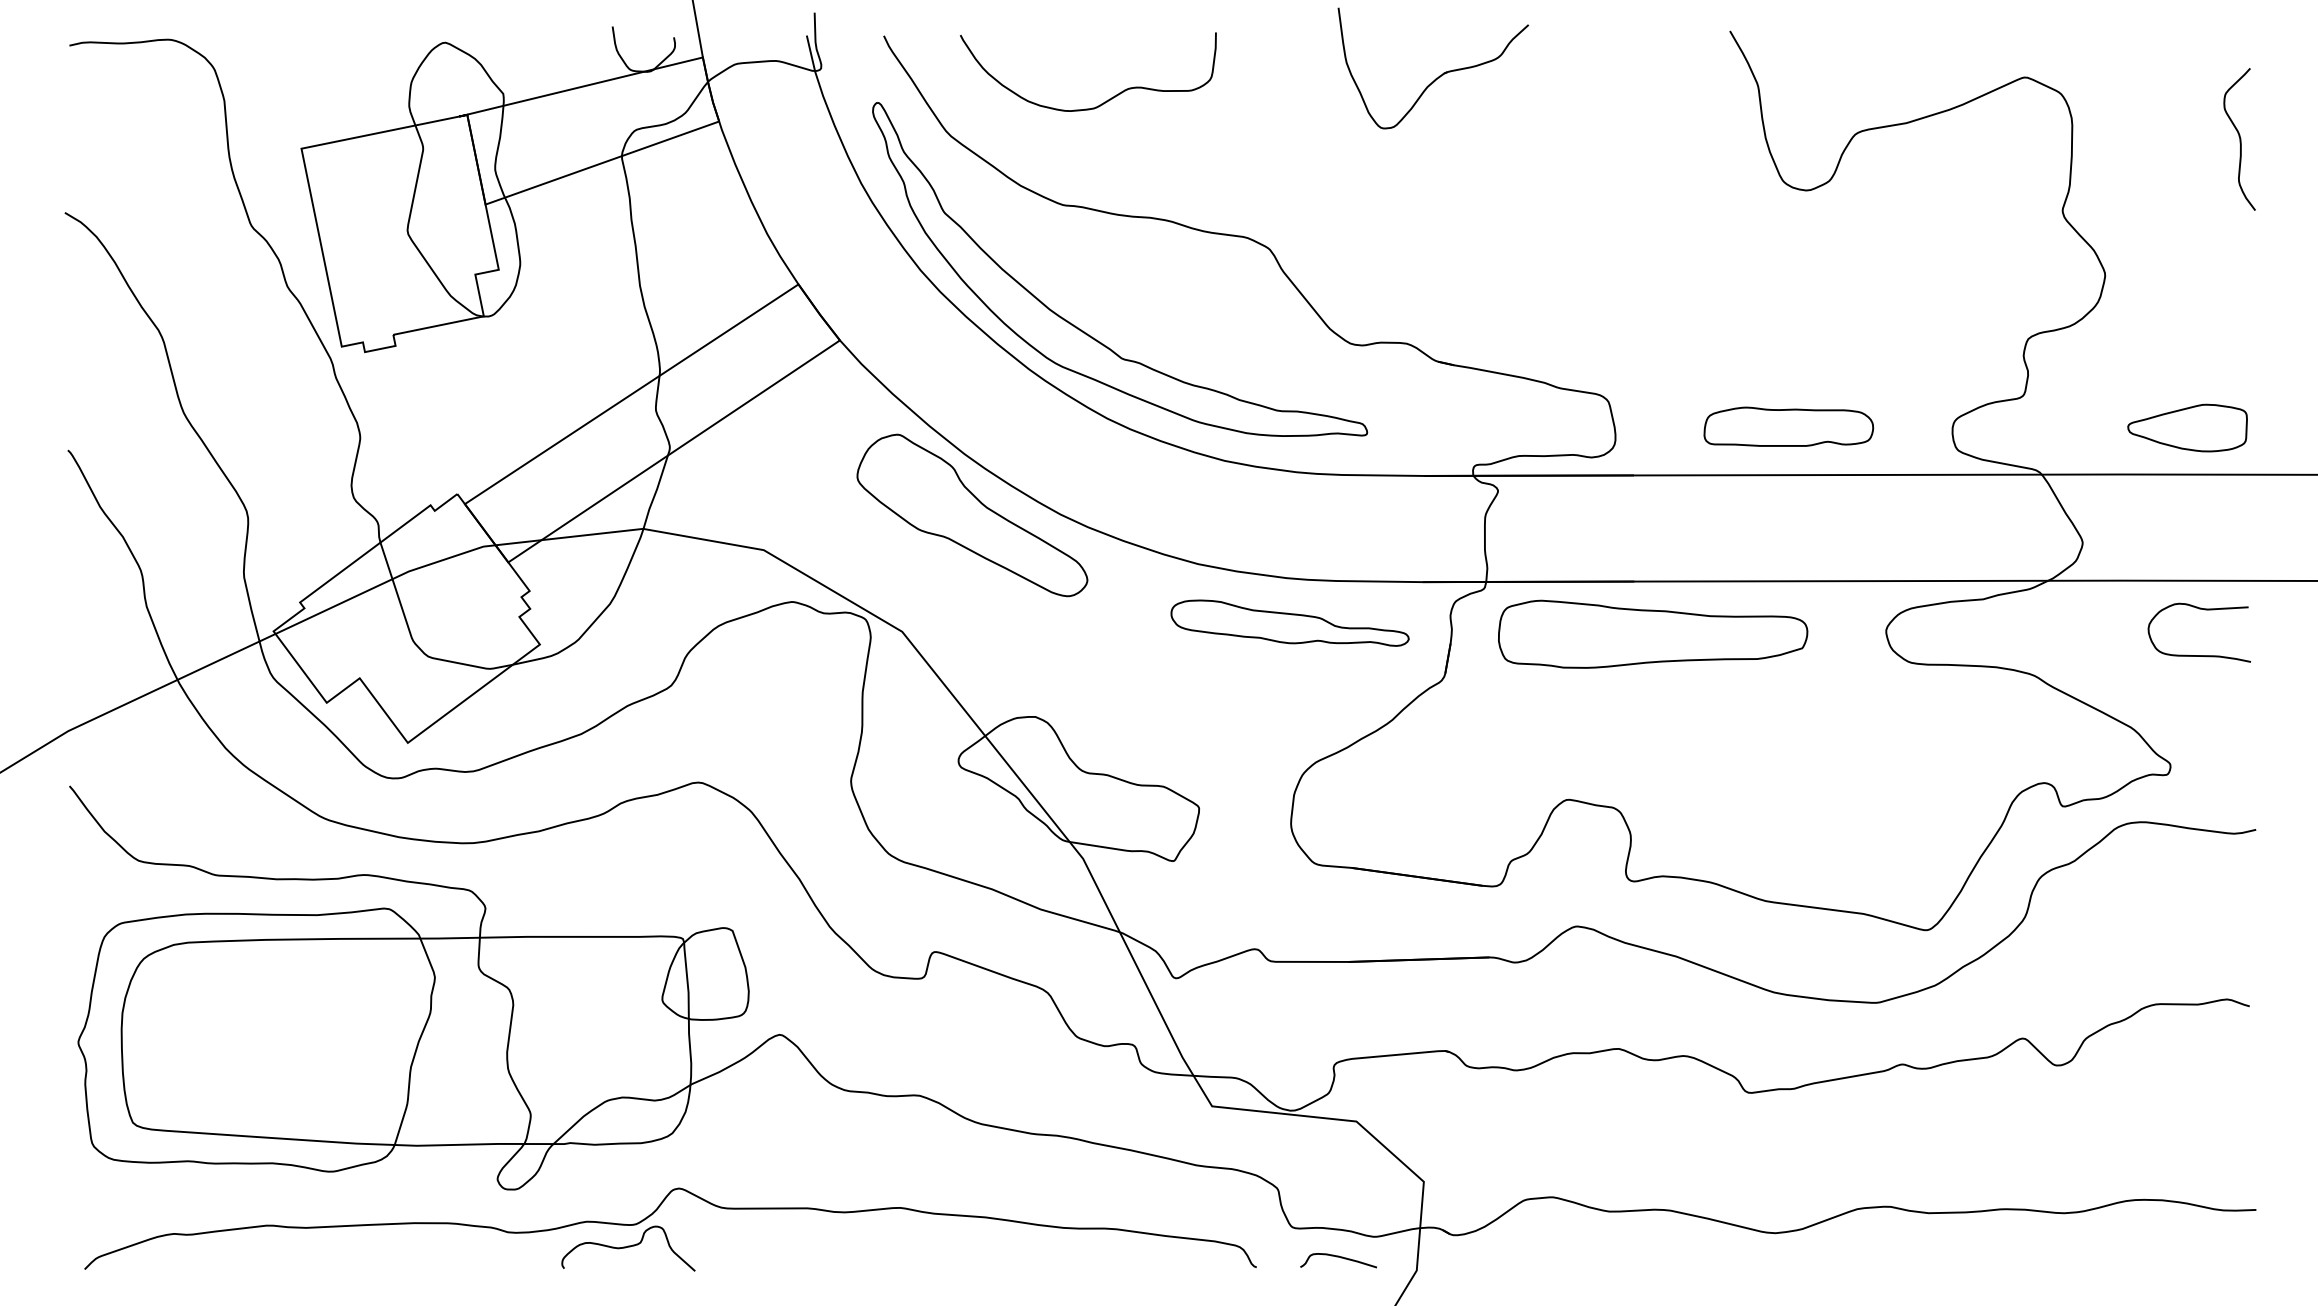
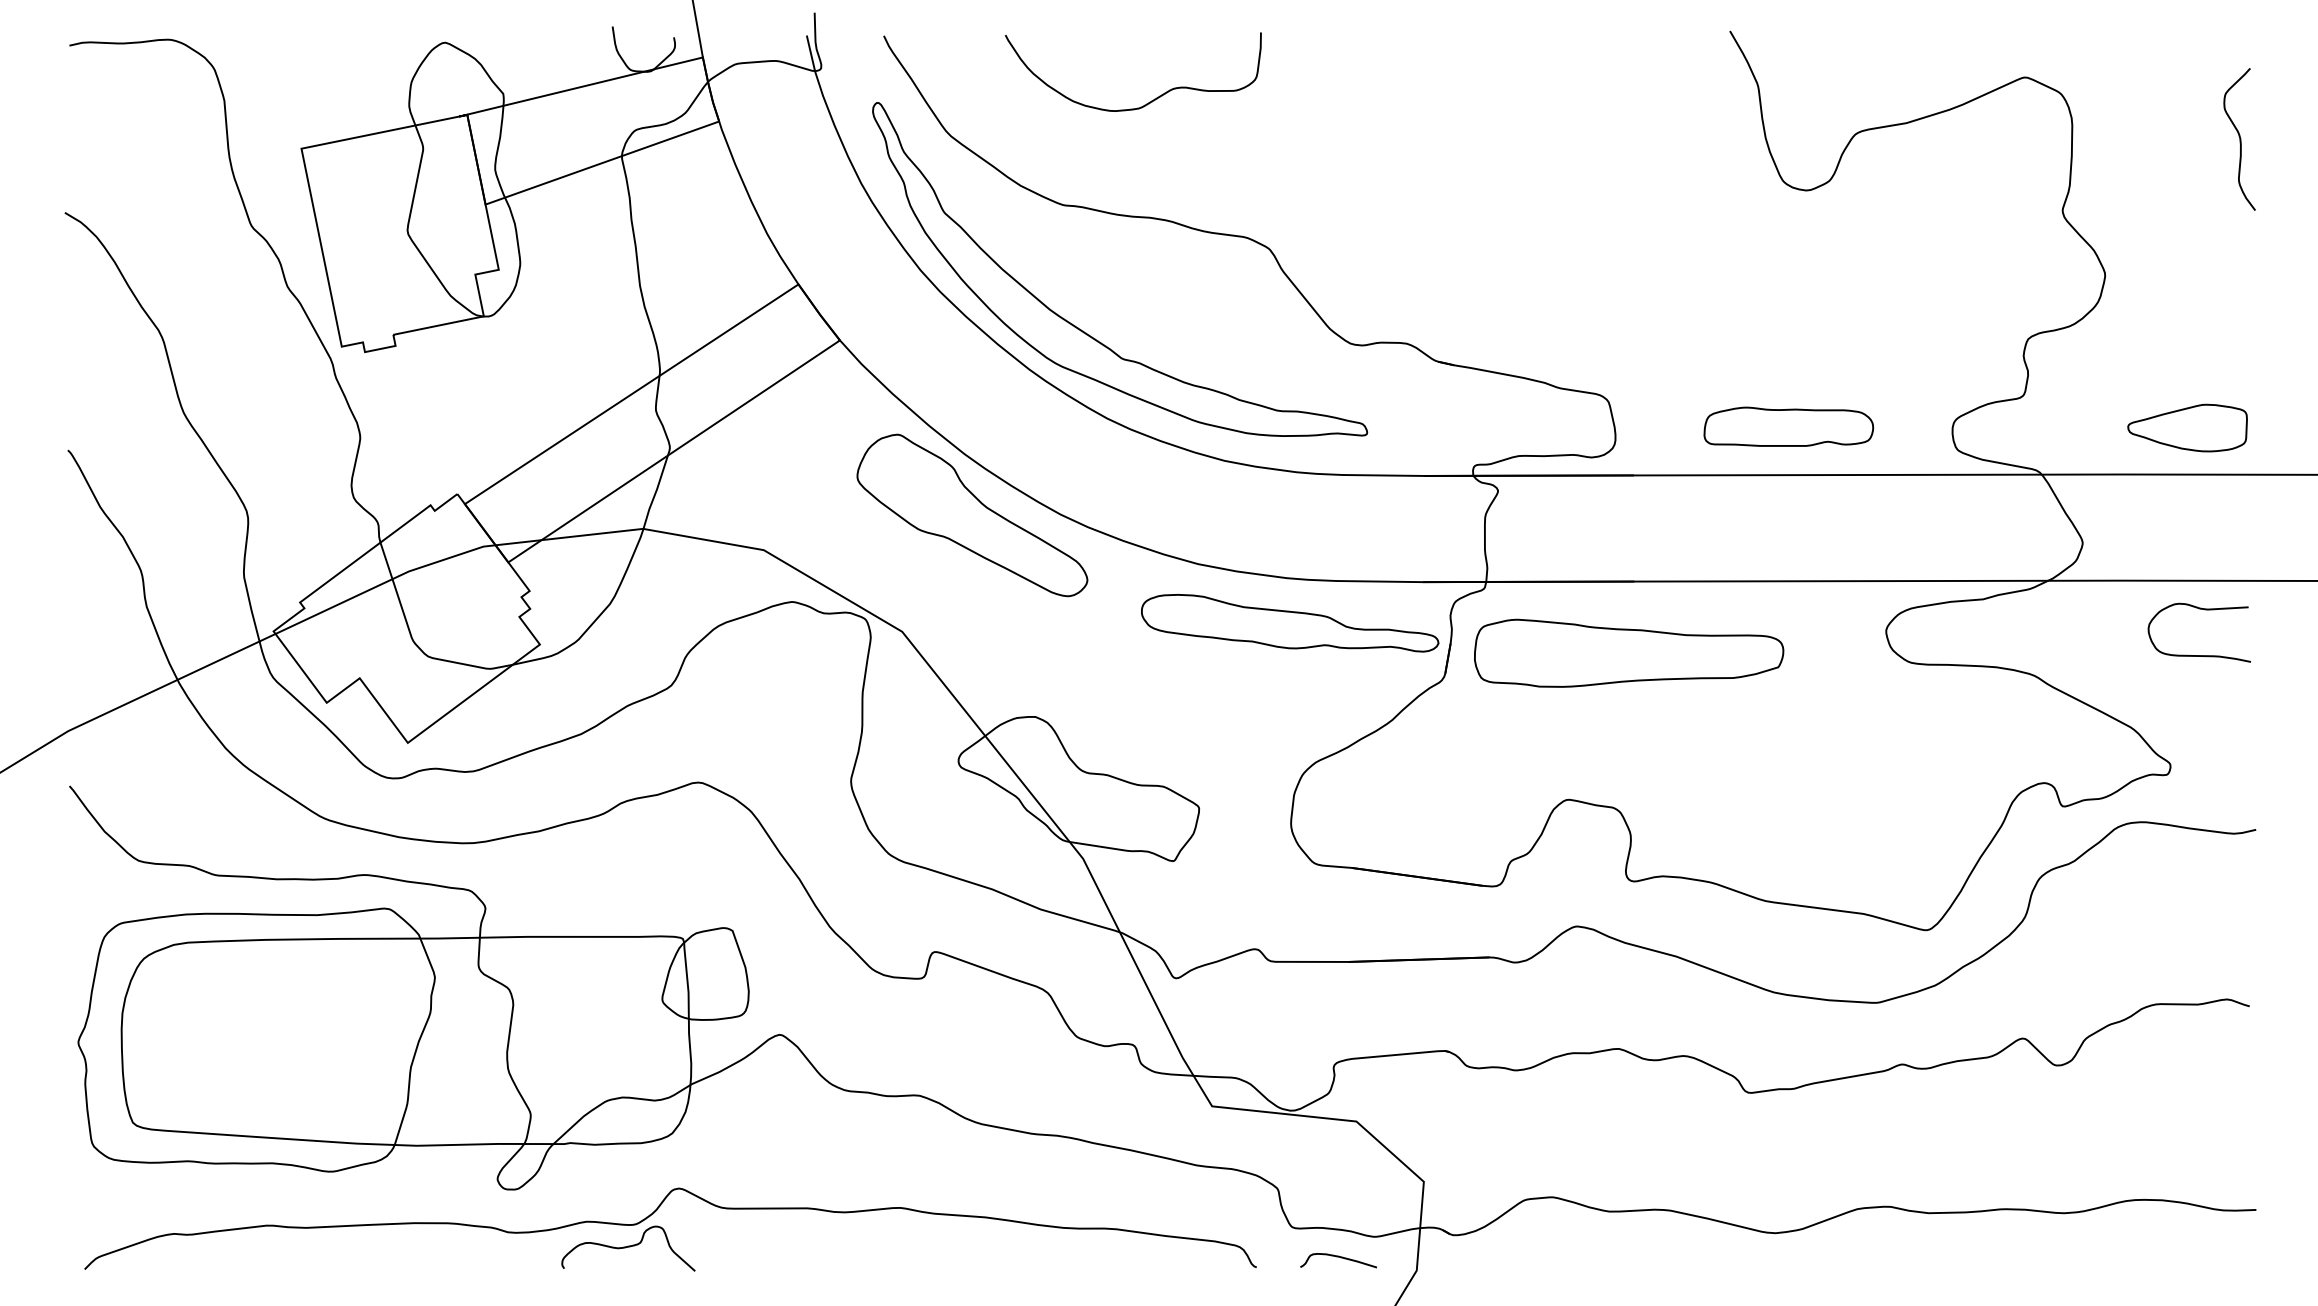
part: present -> none (1439, 75)
curve position: (1104, 101) -> (1149, 101) (1149, 101)
part size: 240x48 px -> 299x59 px (1290, 623)
part position: (1653, 633) -> (1629, 652) (1629, 652)
